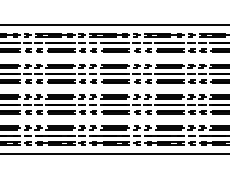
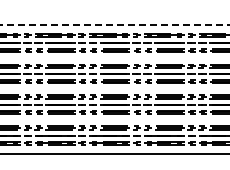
line: solid -> dashed (115, 24)
